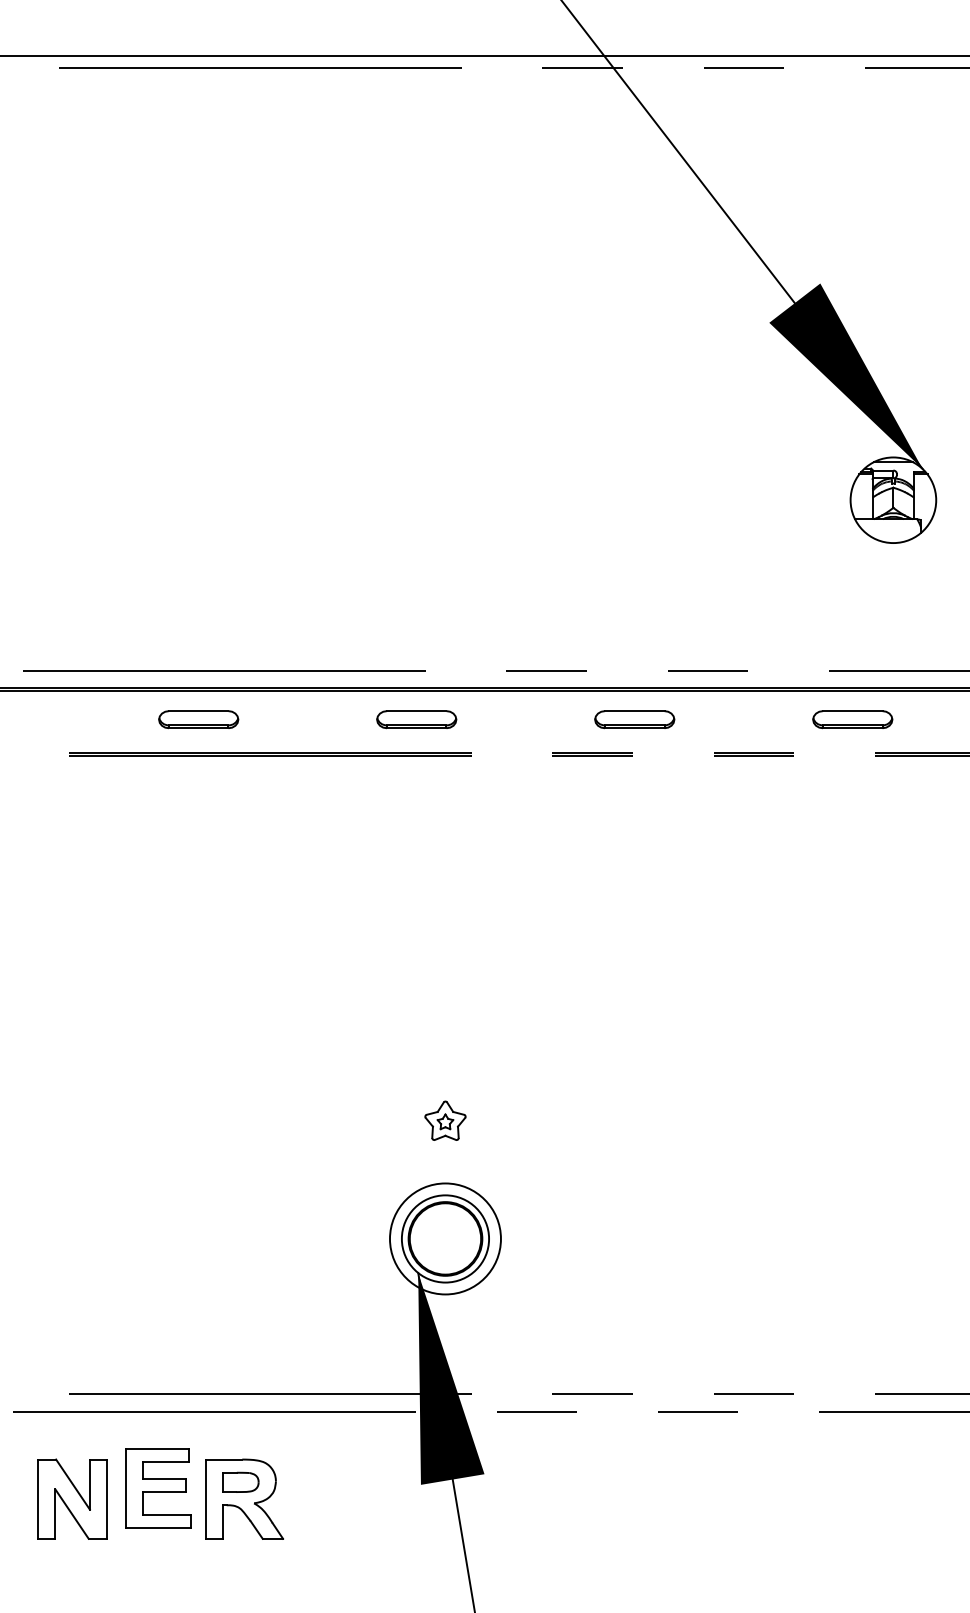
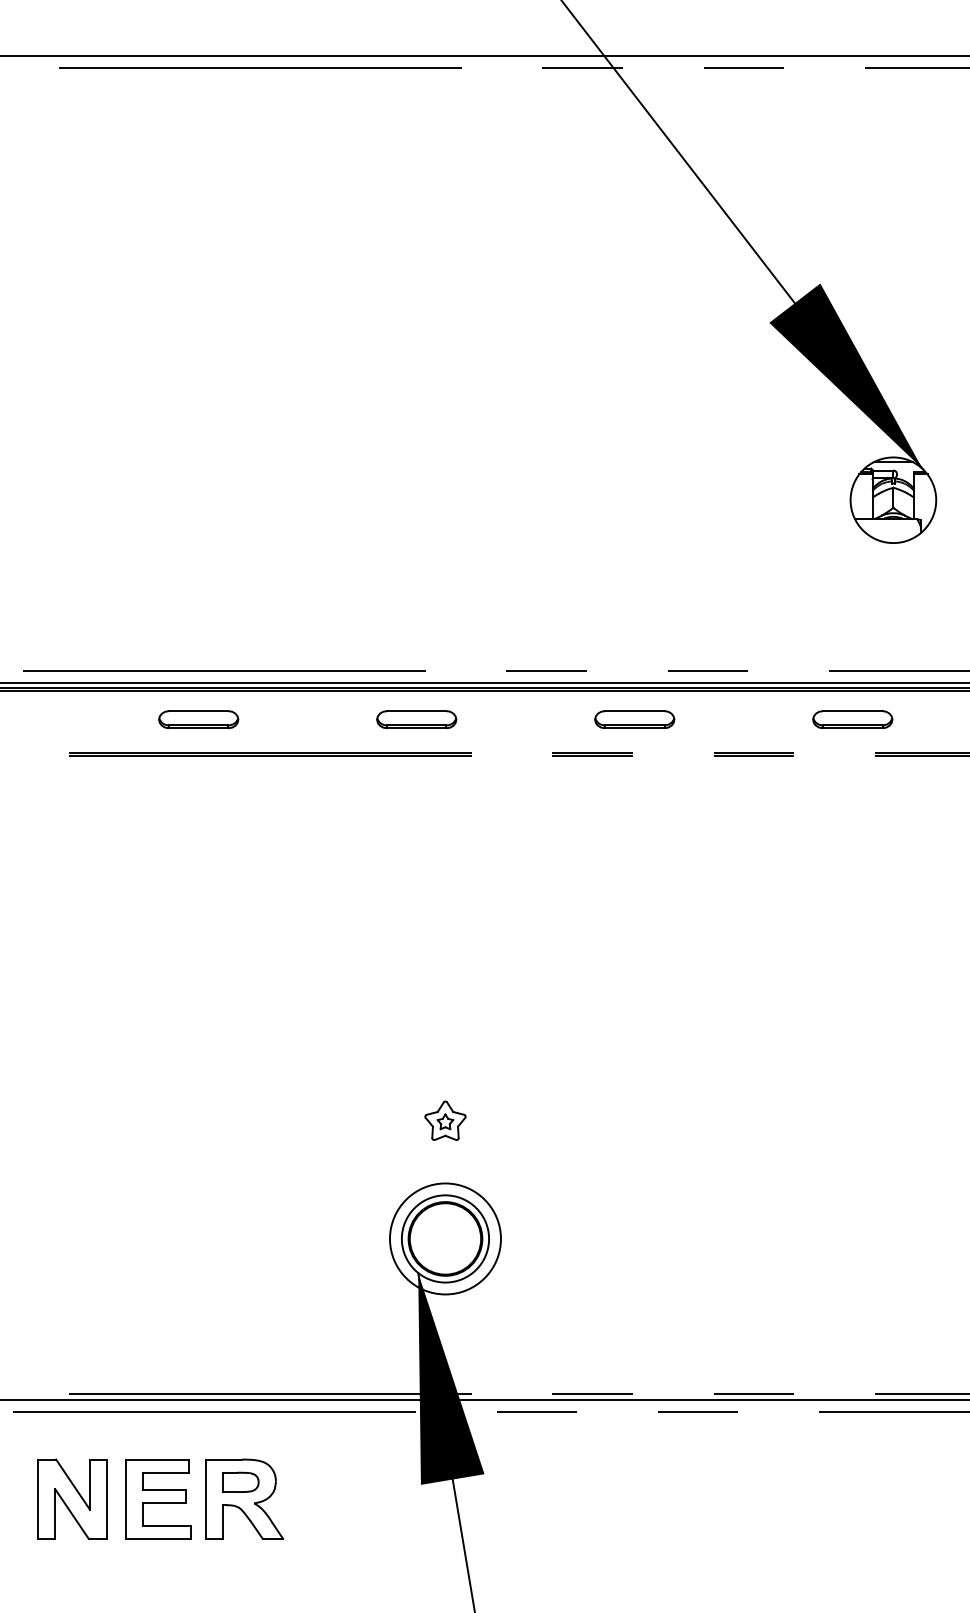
line: none -> present (484, 682)
line: none -> present (484, 1400)
part position: (158, 1488) -> (158, 1499) (158, 1499)
